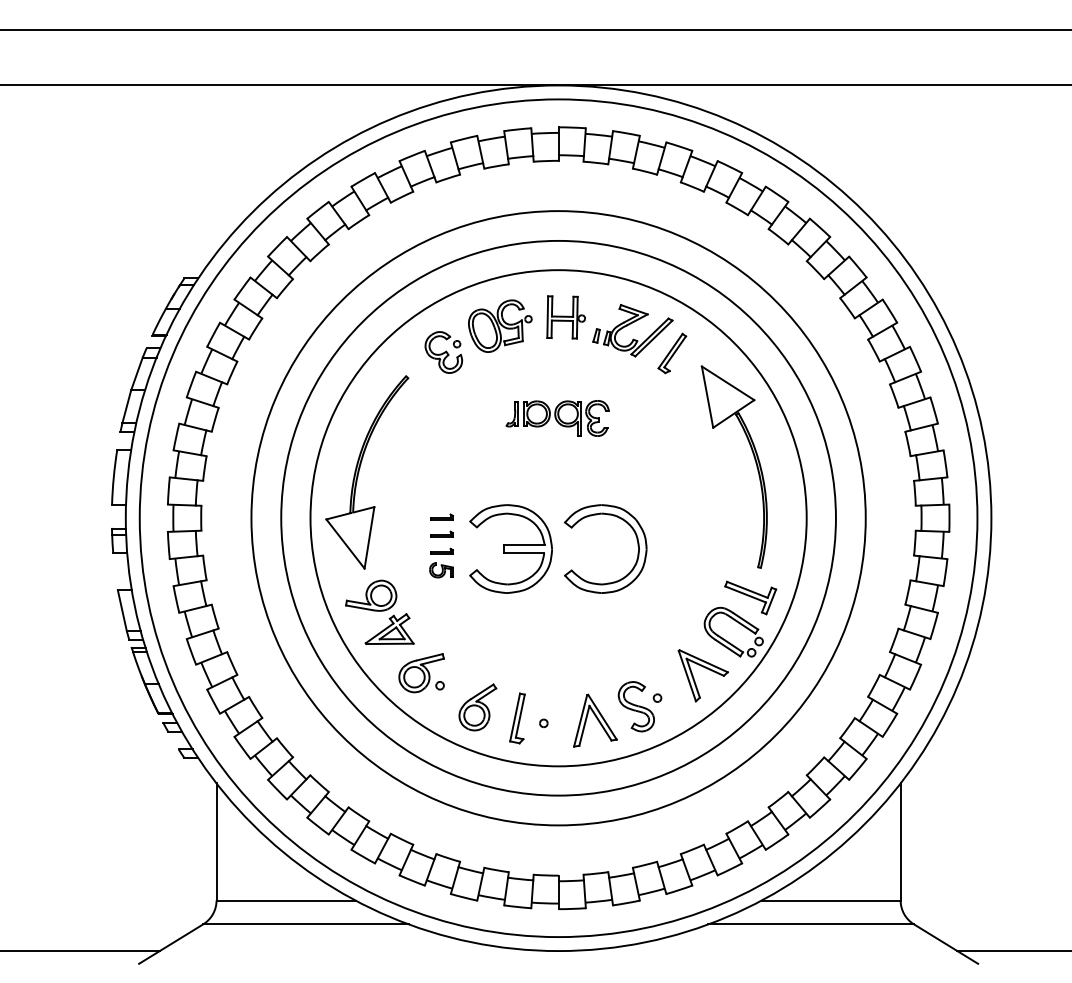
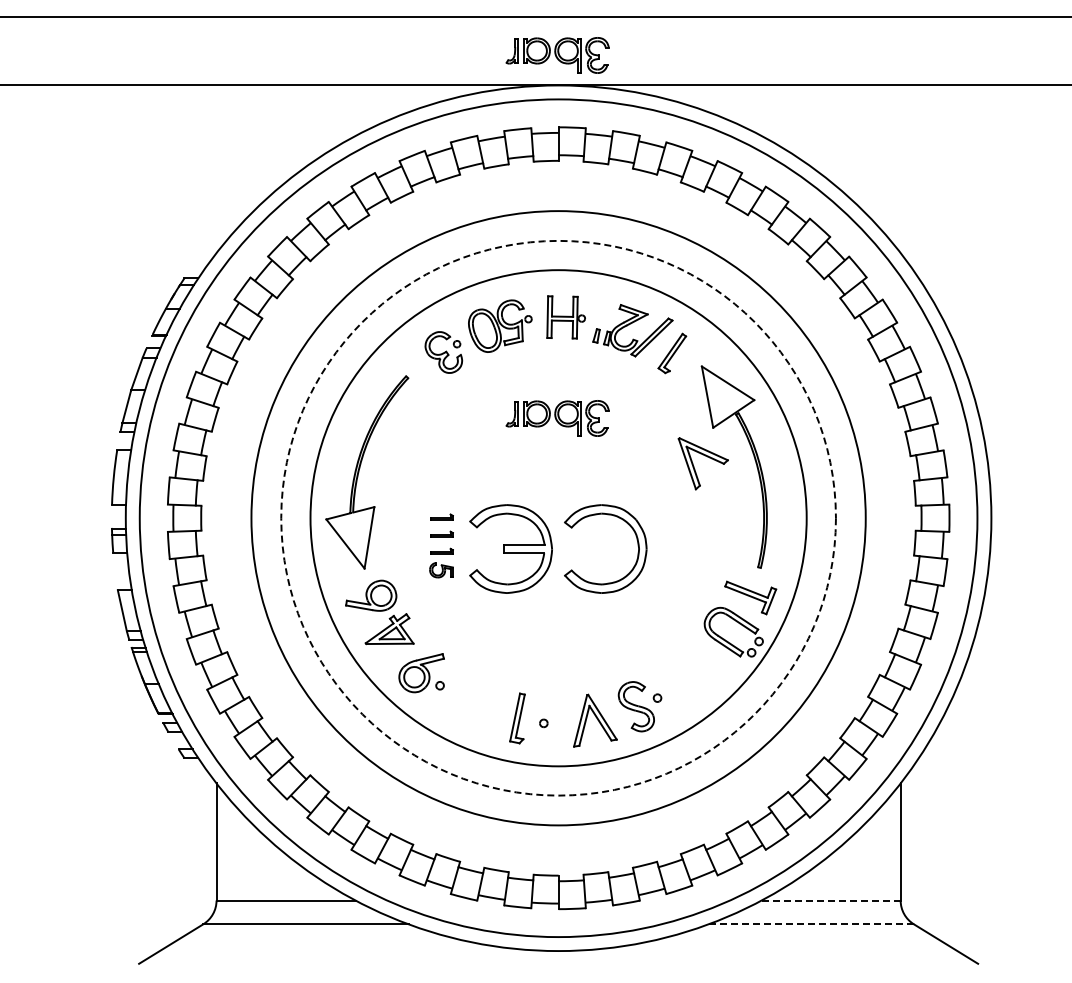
line position: (535, 29) -> (535, 16) (535, 16)
part: none -> present (557, 55)
circle: solid -> dashed (558, 517)
part position: (705, 668) -> (705, 456) (705, 456)
part: present -> none (477, 707)
line: solid -> dashed (831, 900)
line: solid -> dashed (811, 924)
line: present -> none (80, 951)
line: present -> none (1012, 951)
